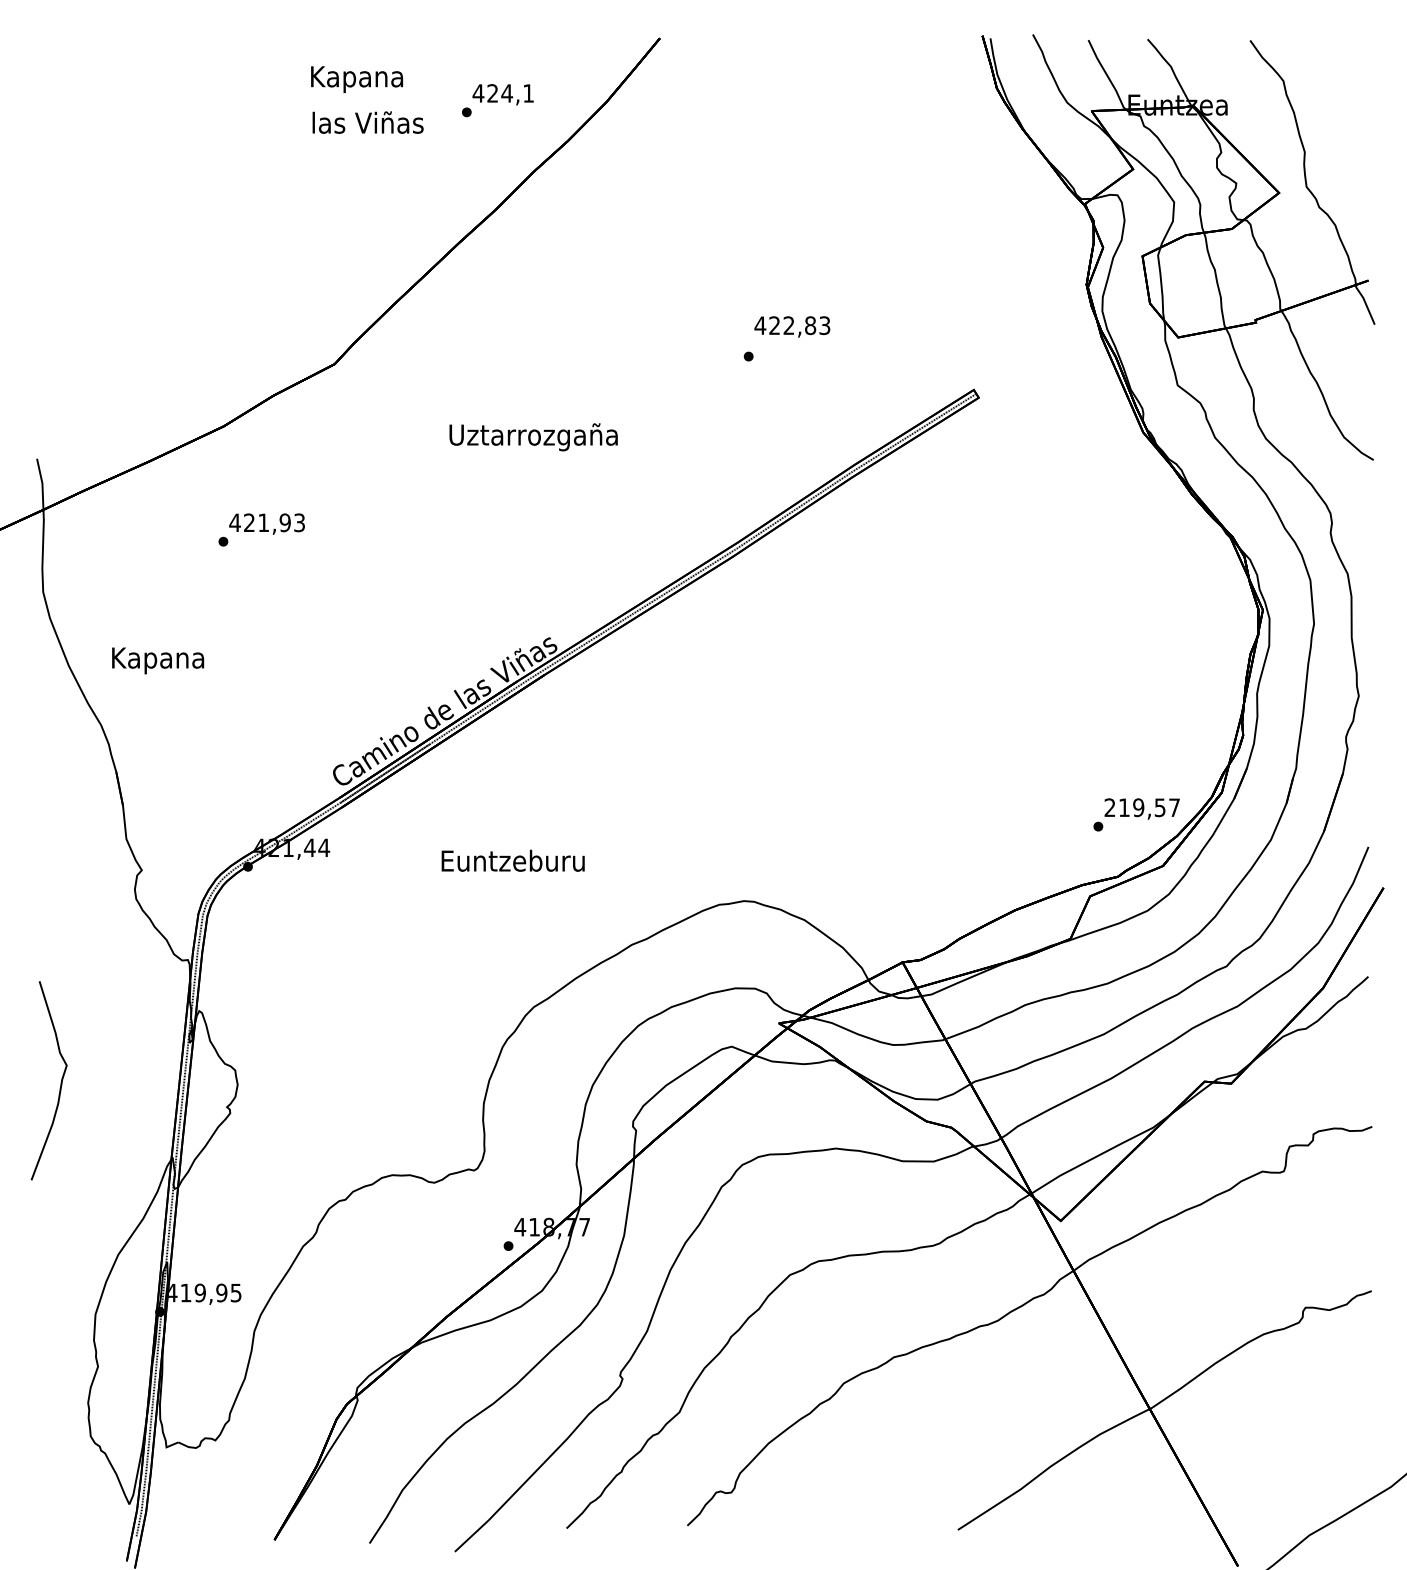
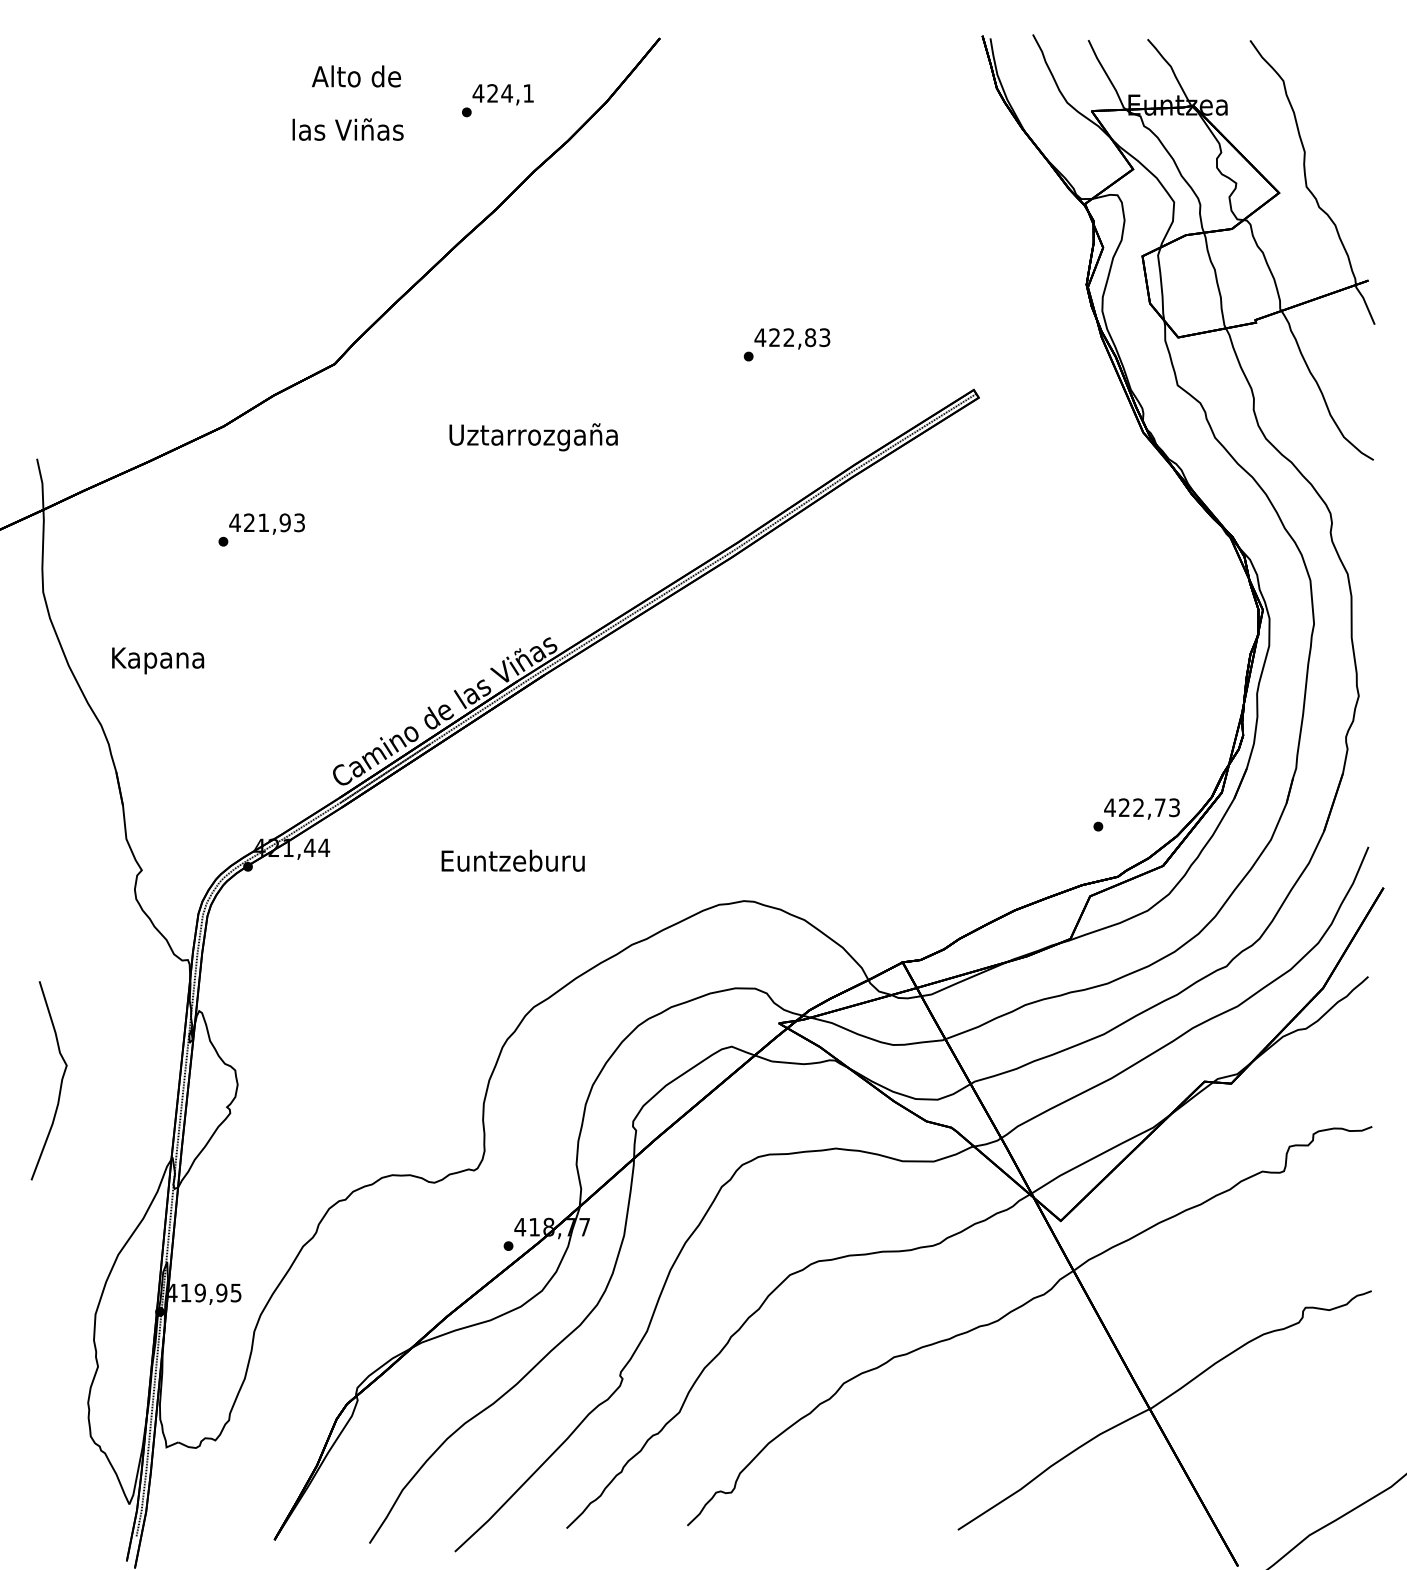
text: Kapana -> Alto de (357, 79)
text position: (367, 122) -> (347, 129) (347, 129)
text position: (792, 326) -> (792, 338) (792, 338)
text: 219,57 -> 422,73 (1141, 807)
